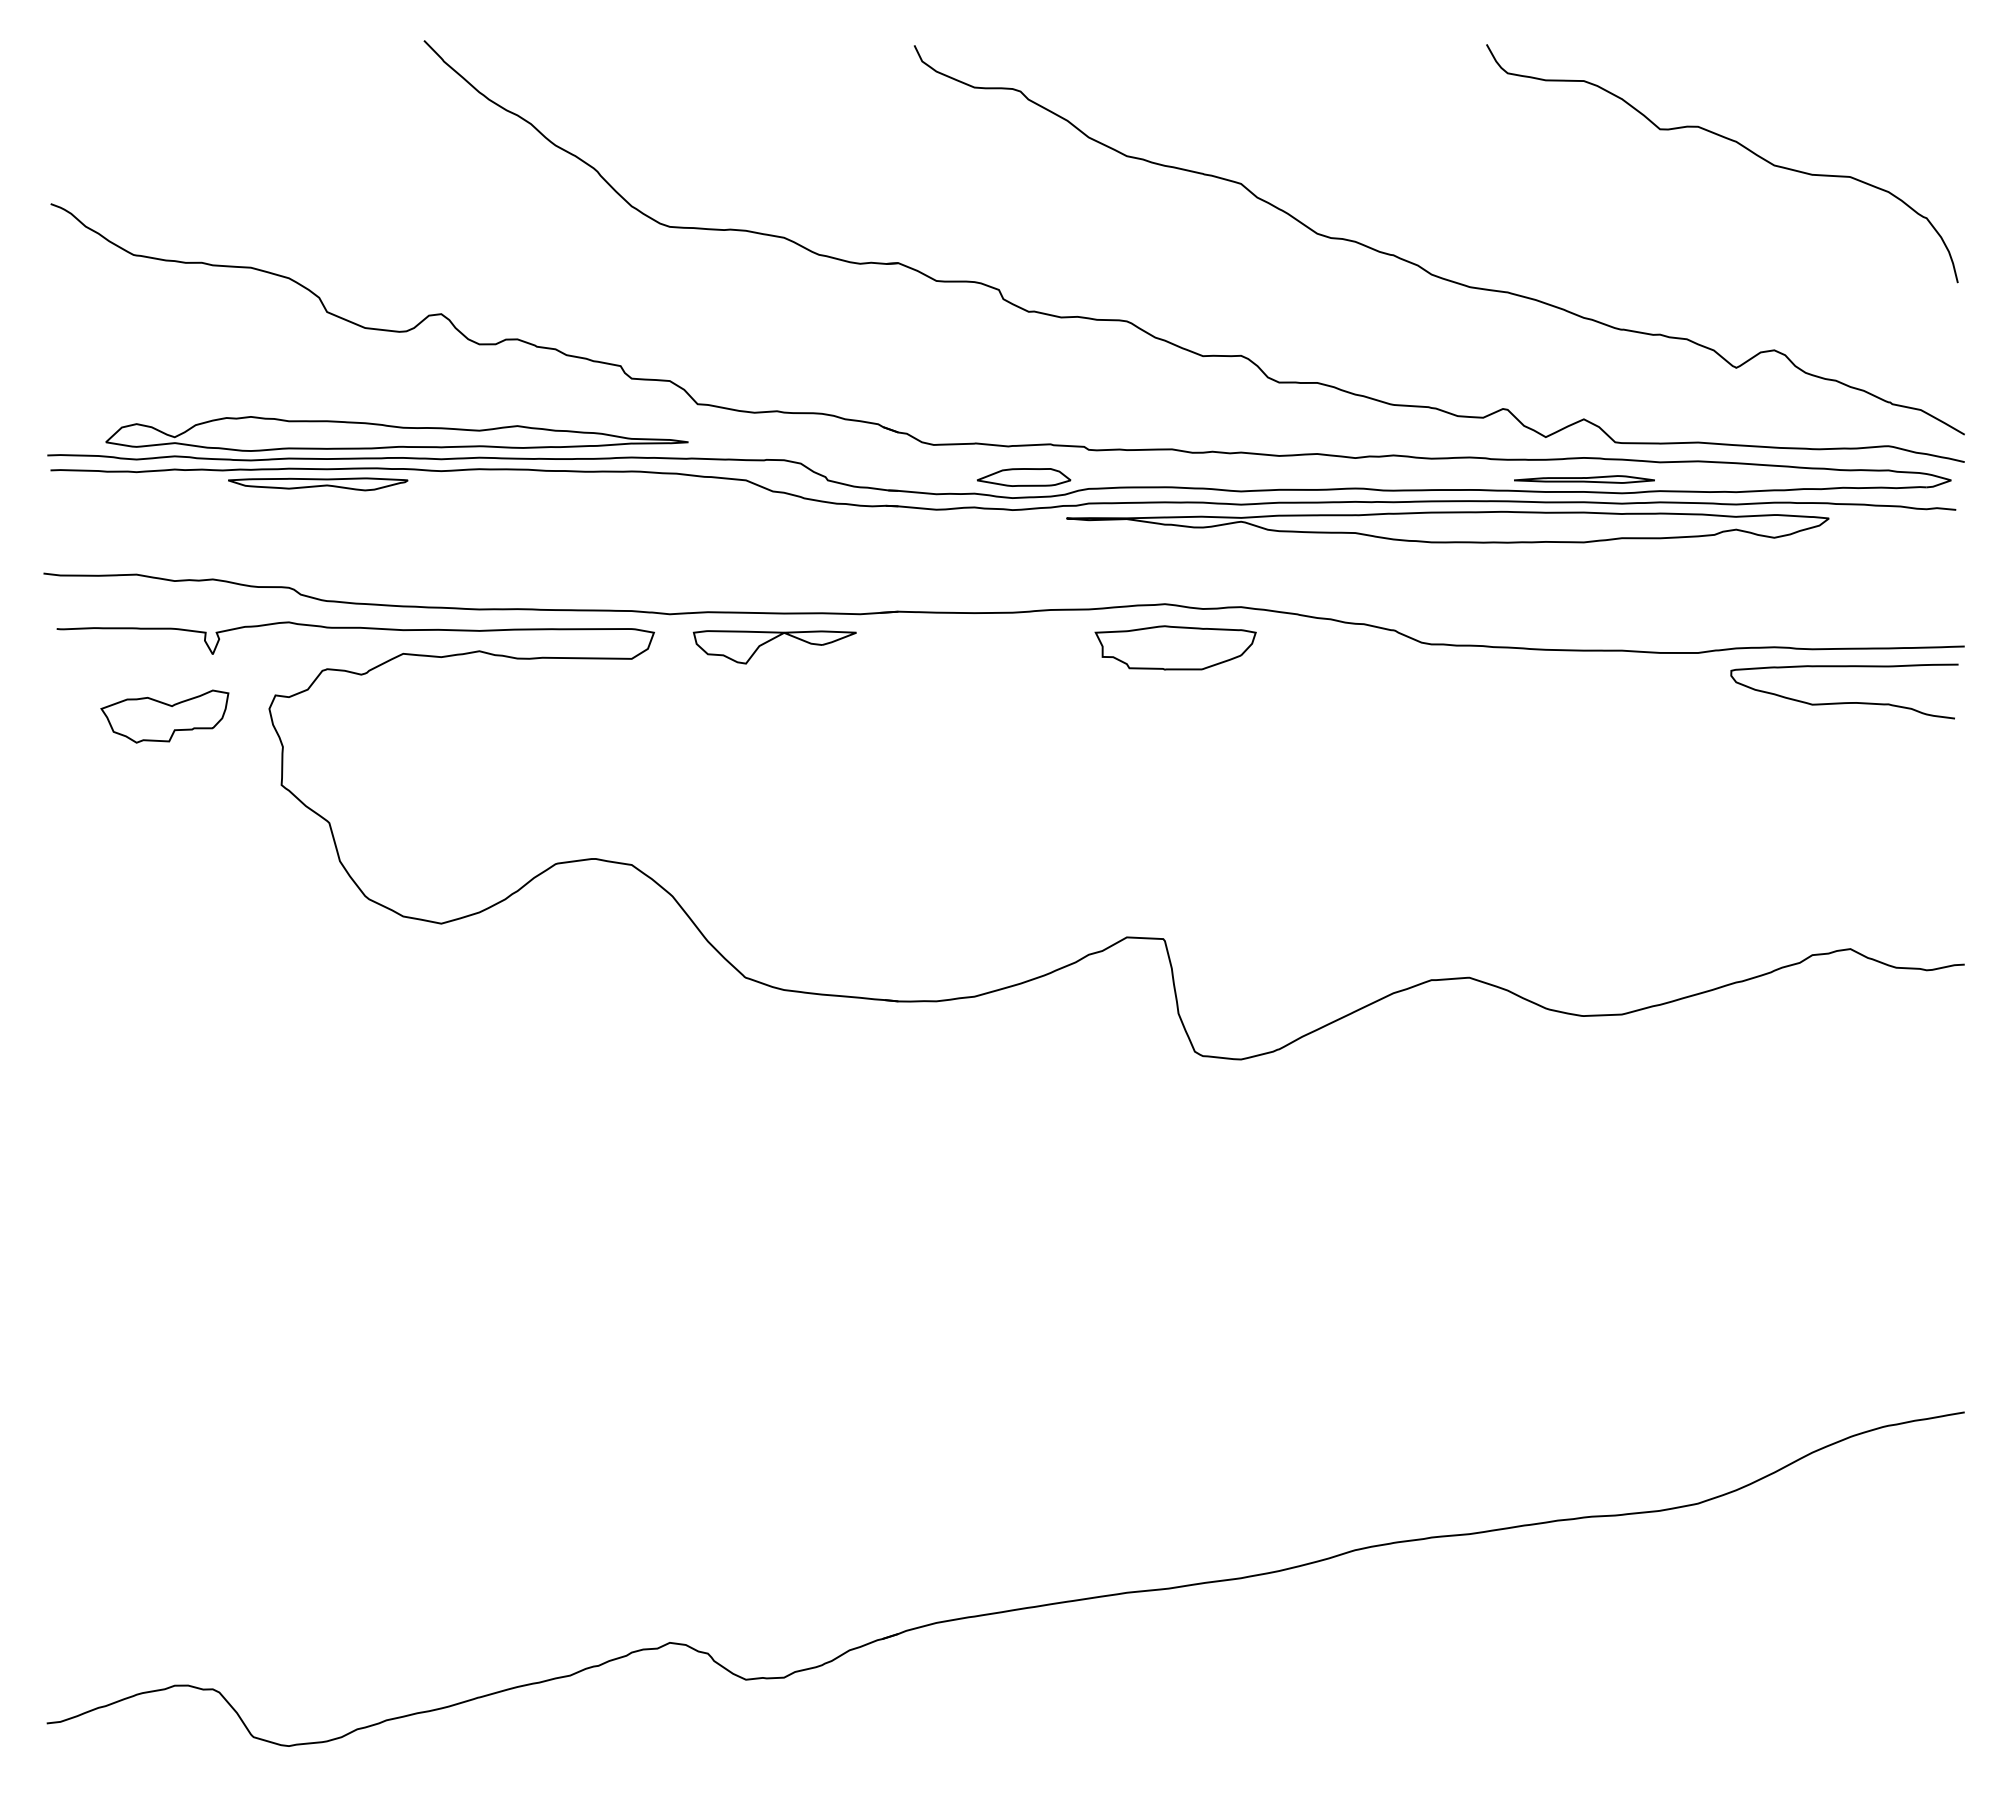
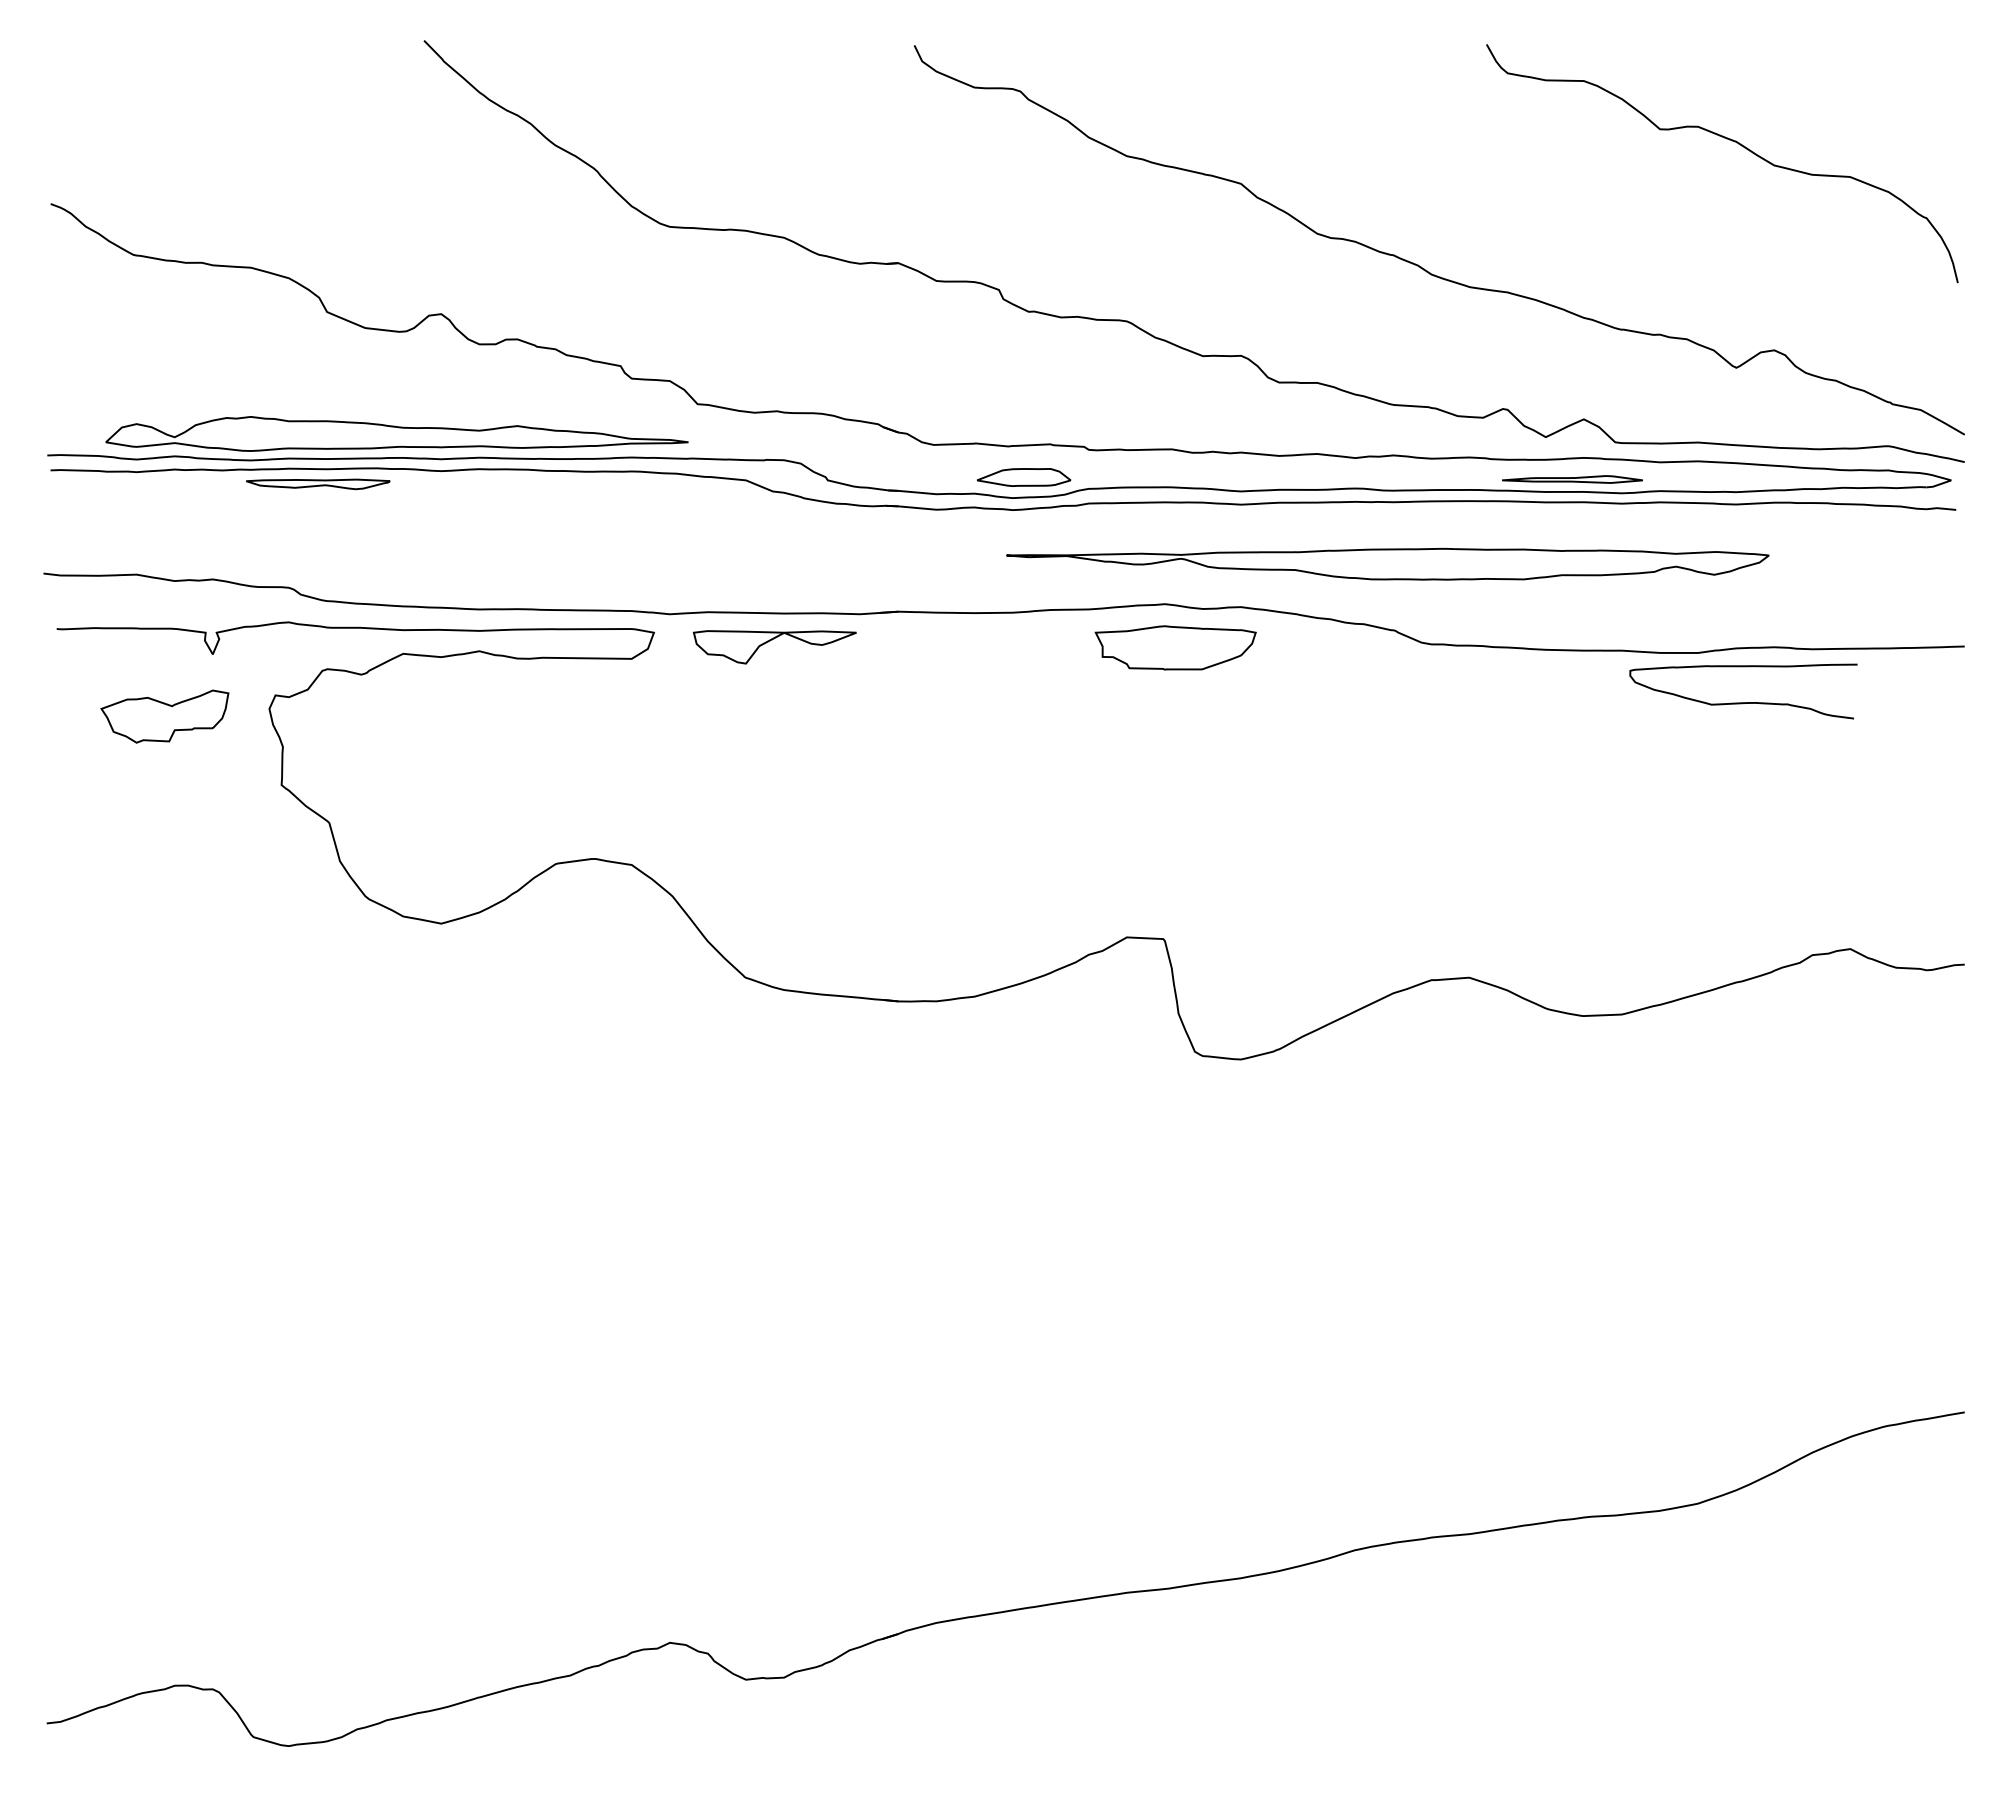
part position: (1584, 479) -> (1572, 479) (1572, 479)
part size: 181x15 px -> 145x13 px (318, 484)
part position: (1447, 526) -> (1387, 563) (1387, 563)
curve position: (1844, 702) -> (1743, 702) (1743, 702)
